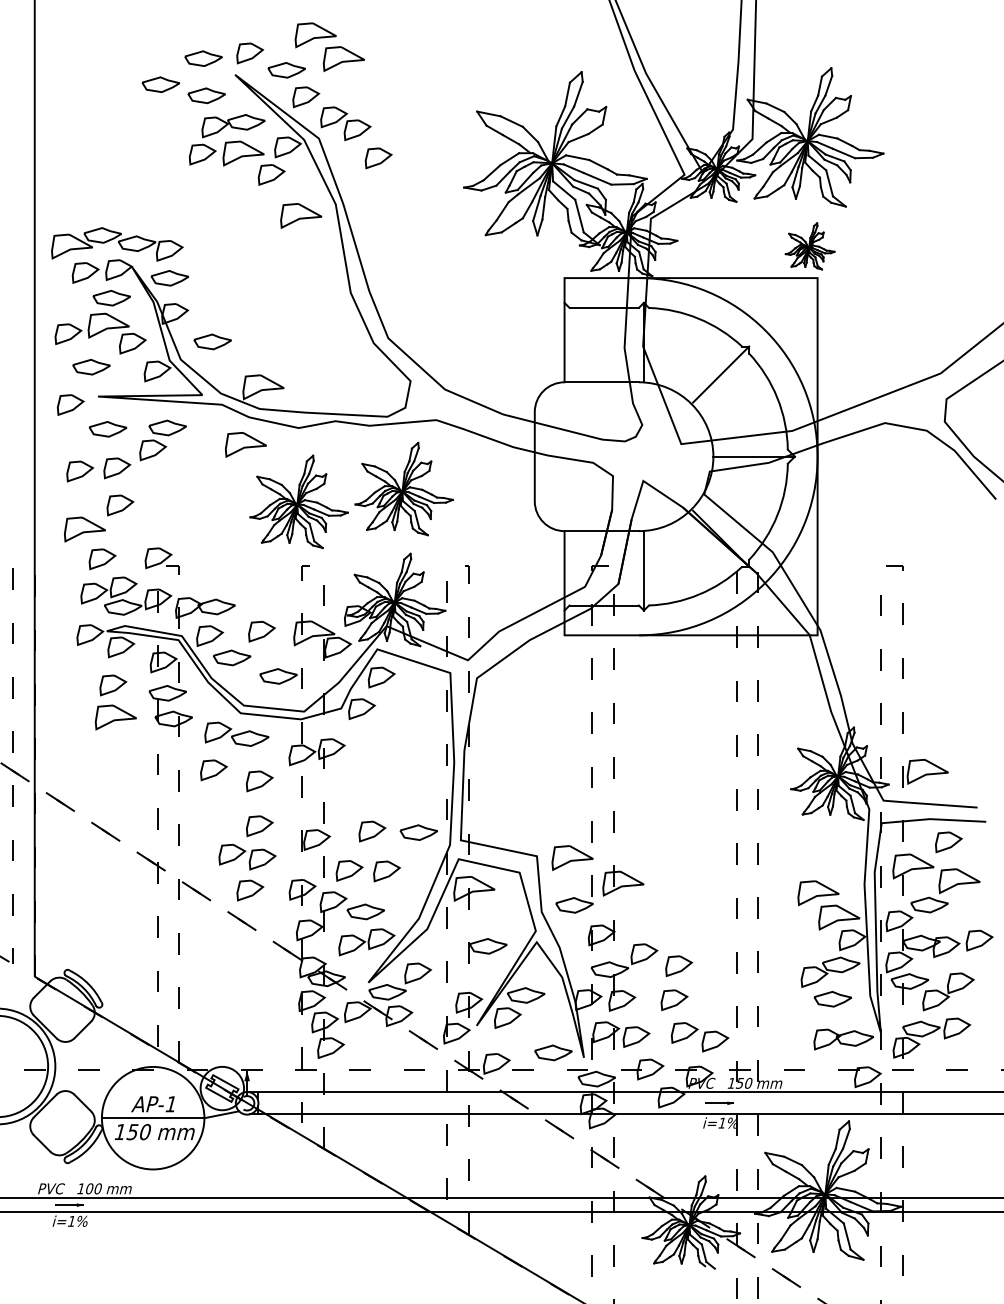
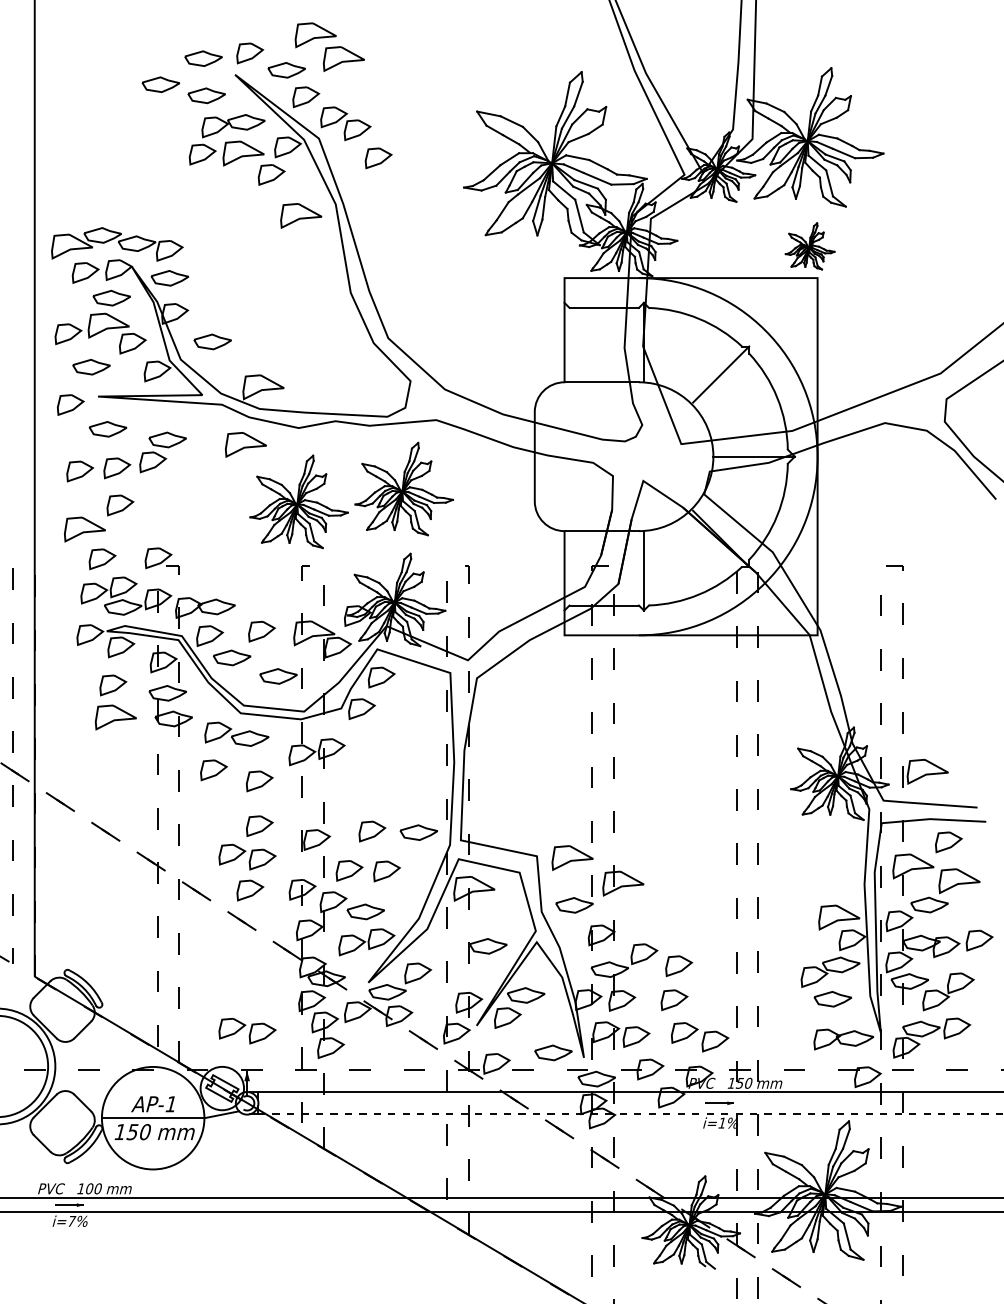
part position: (162, 440) -> (162, 452) (162, 452)
part: present -> none (818, 893)
part: none -> present (247, 1030)
line: solid -> dashed (630, 1114)
text: i=1% -> i=7% (72, 1221)
